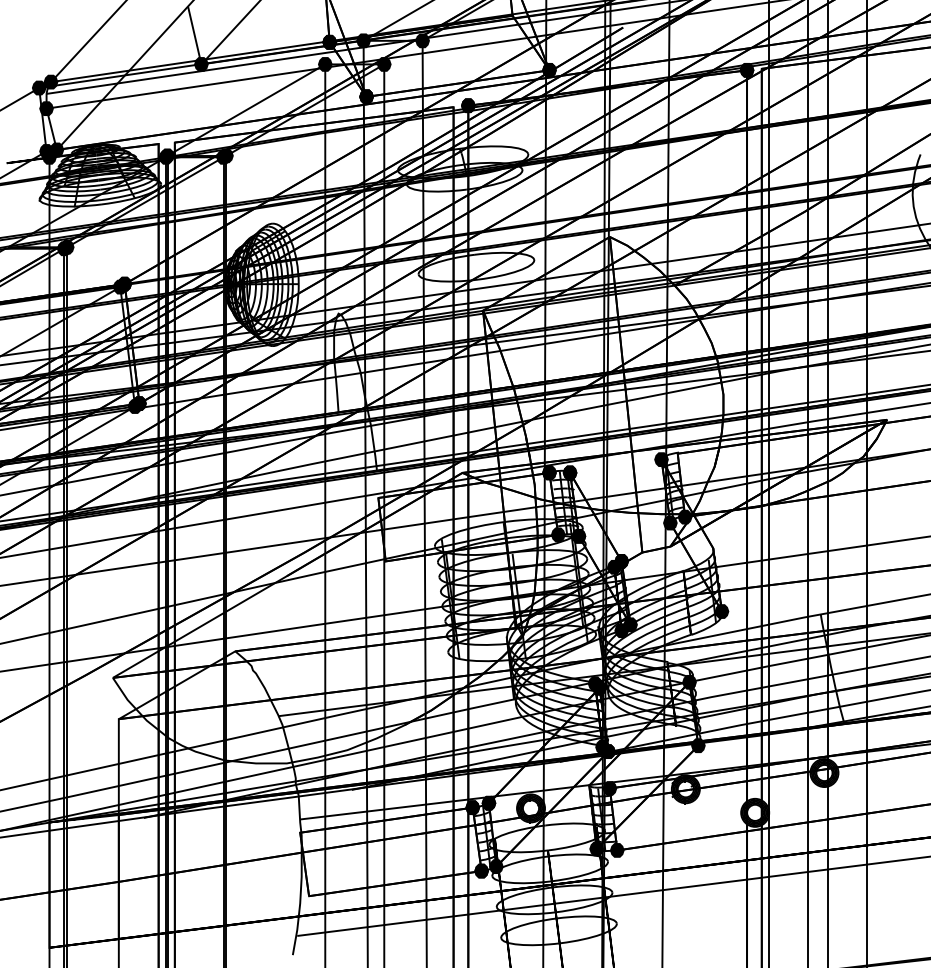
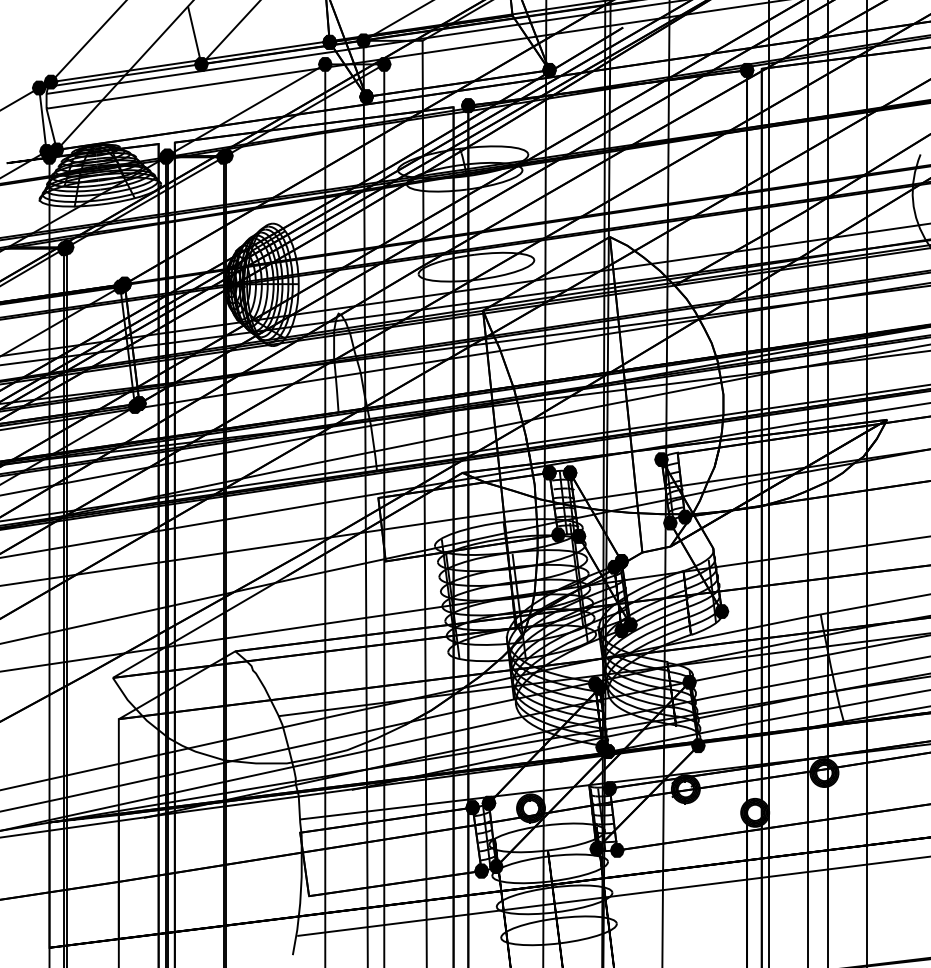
fill: present -> none (422, 40)
fill: present -> none (46, 108)
